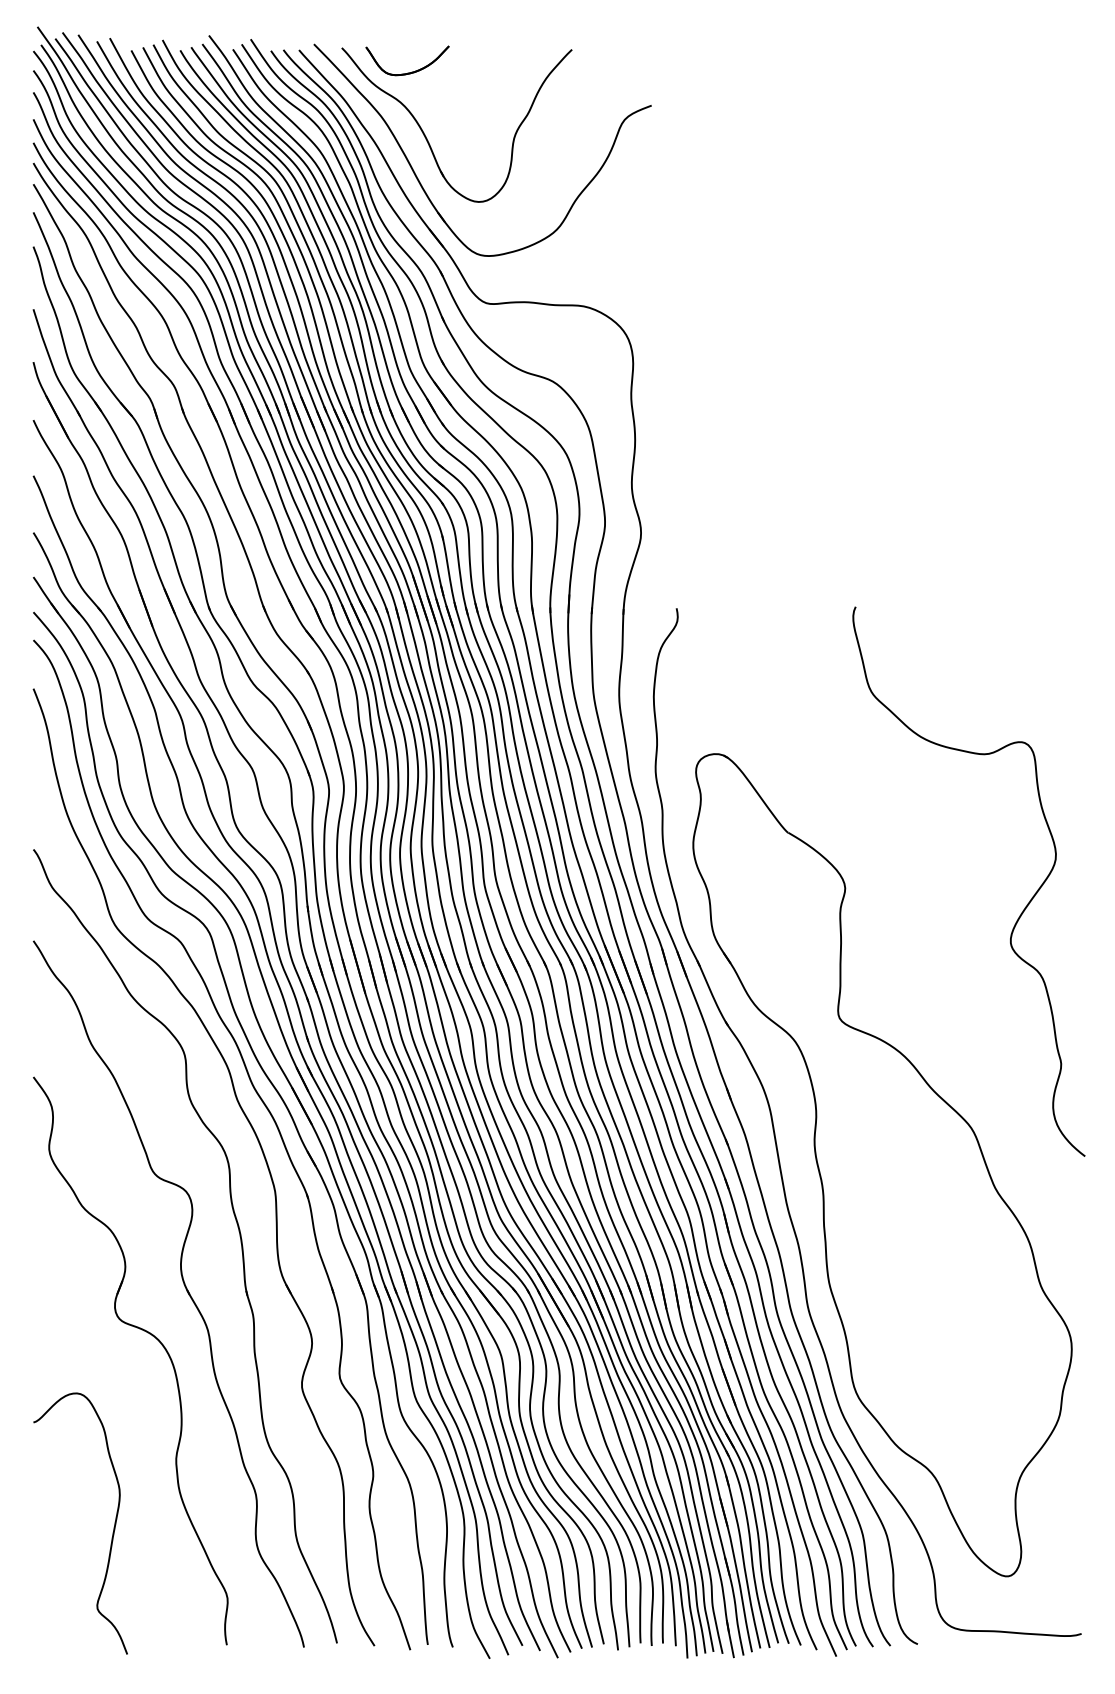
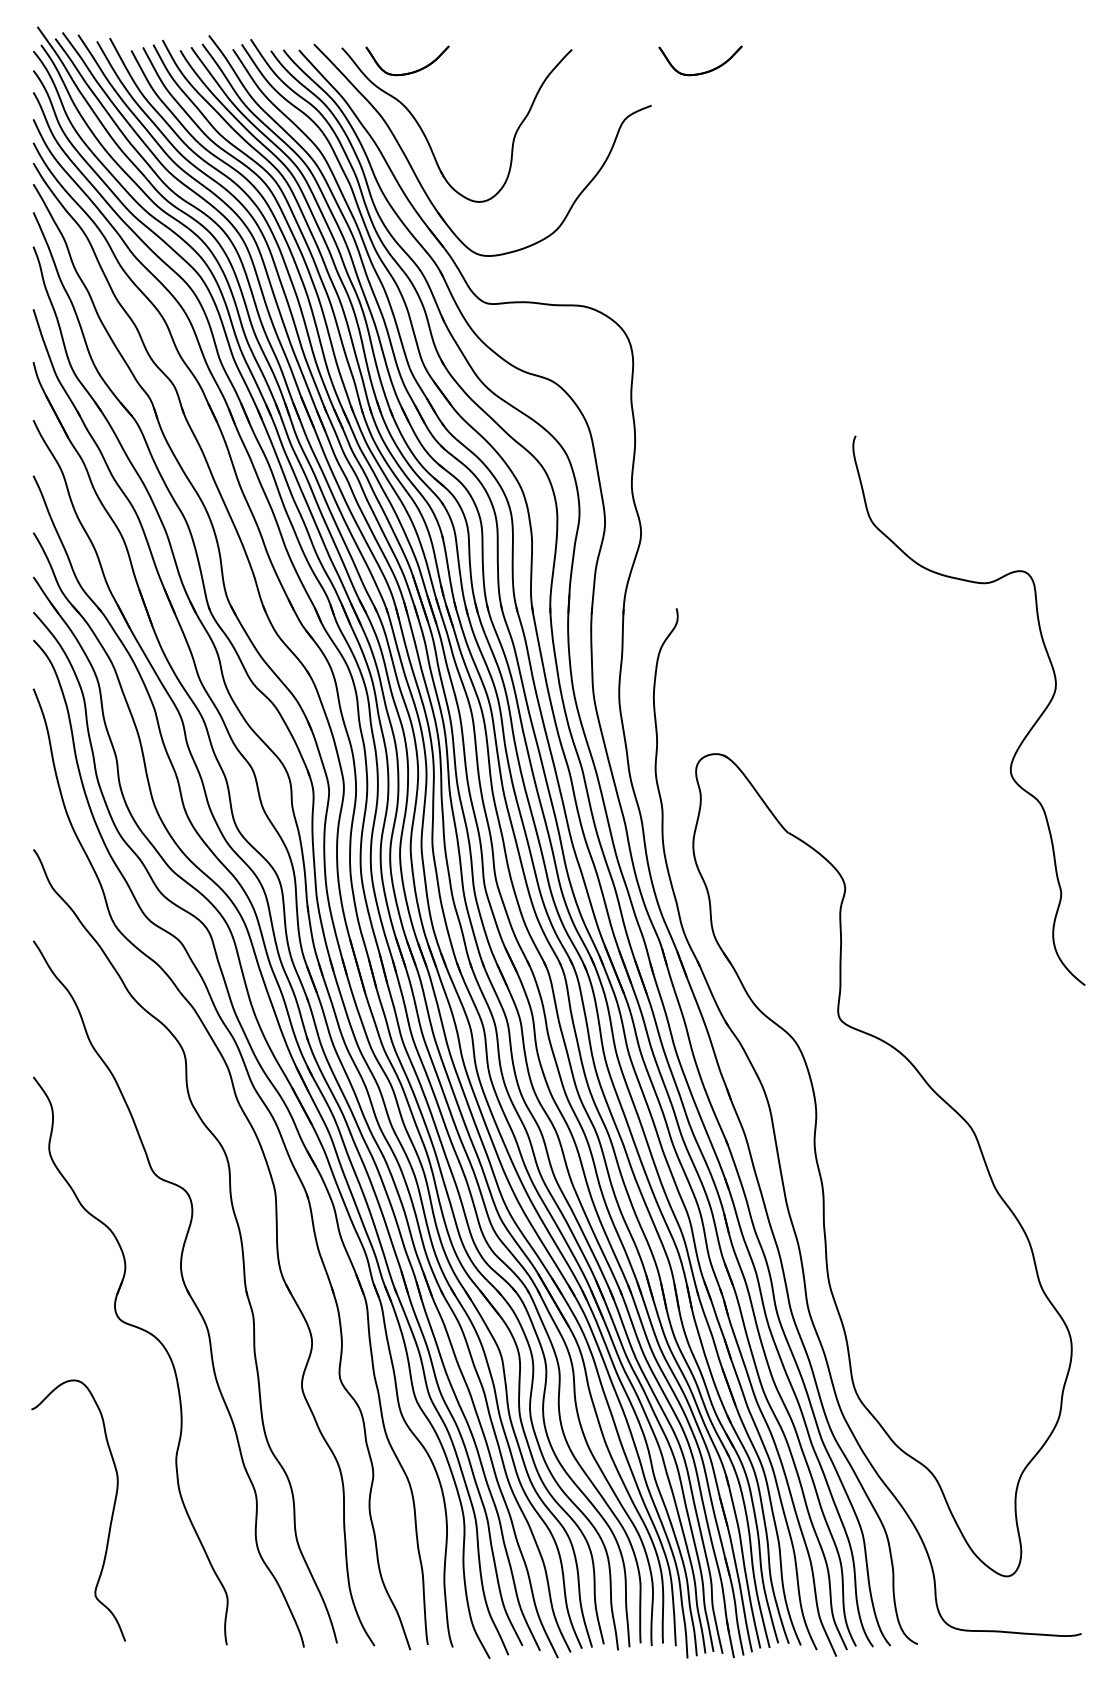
part: none -> present (704, 71)
curve position: (1020, 913) -> (1020, 742) (1020, 742)
curve position: (113, 1527) -> (111, 1514) (111, 1514)
